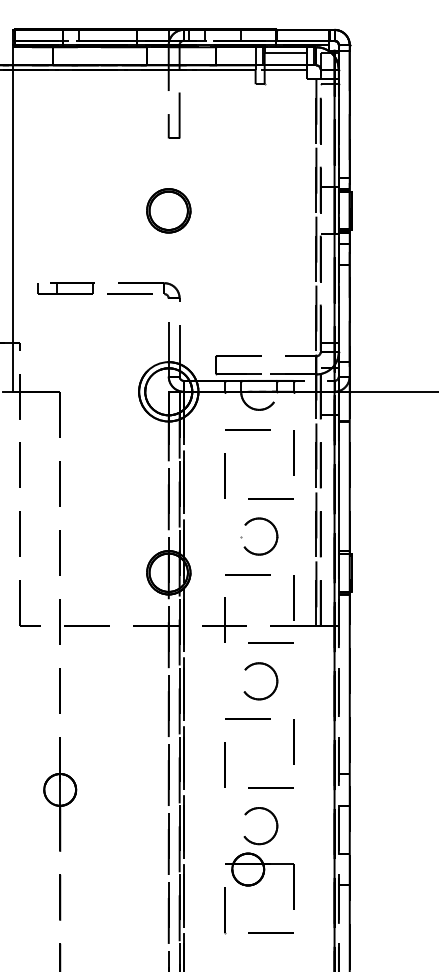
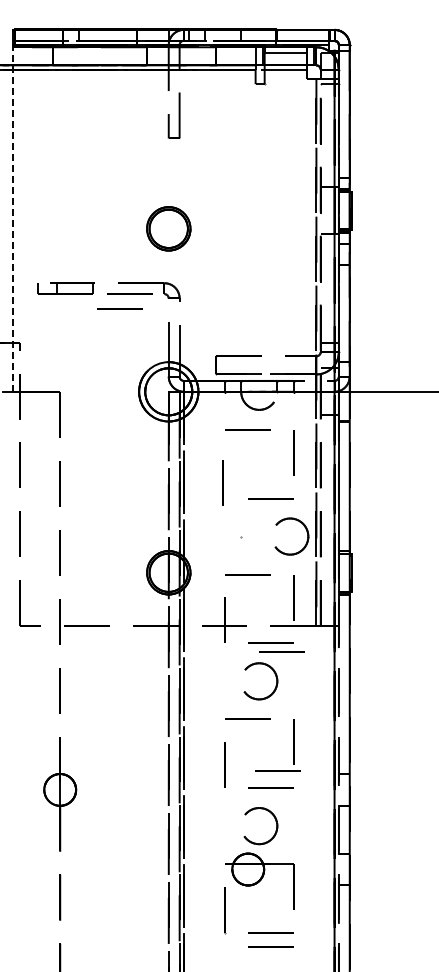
part position: (168, 210) -> (168, 228) (168, 228)
line: solid -> dashed (13, 217)
line: none -> present (119, 308)
line position: (224, 475) -> (222, 482) (222, 482)
part position: (275, 532) -> (306, 532) (306, 532)
line: none -> present (281, 651)
line: none -> present (277, 770)
line: none -> present (270, 946)
